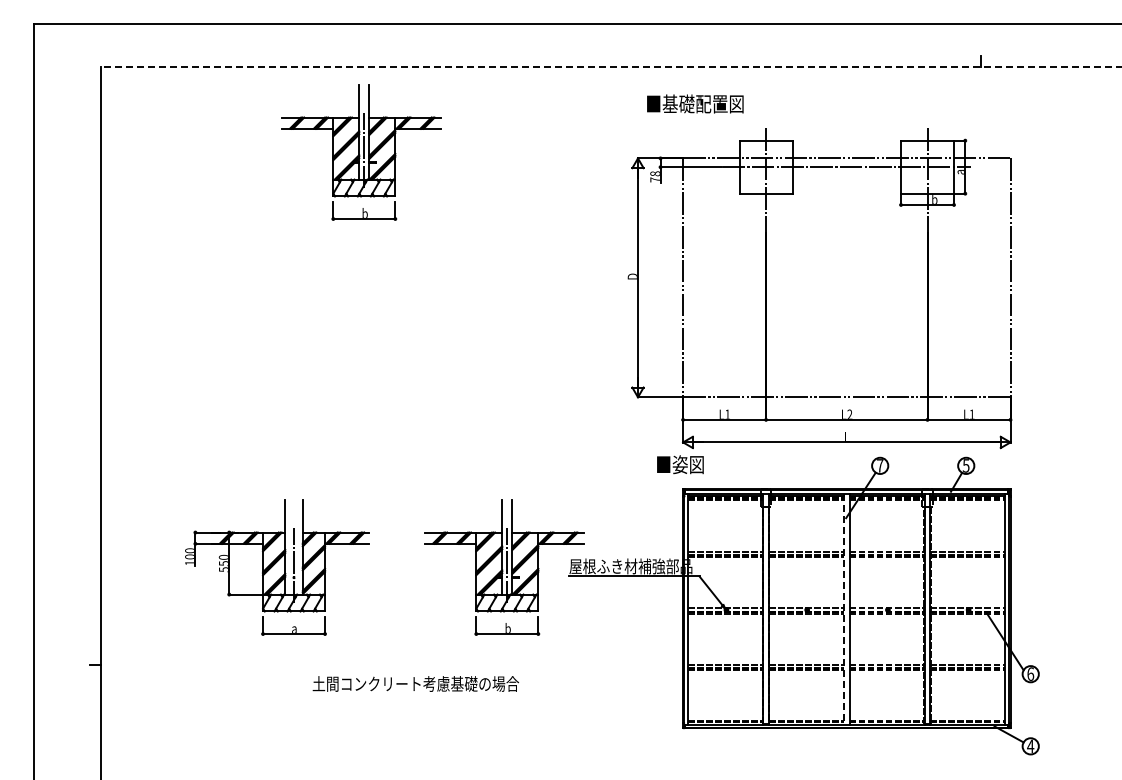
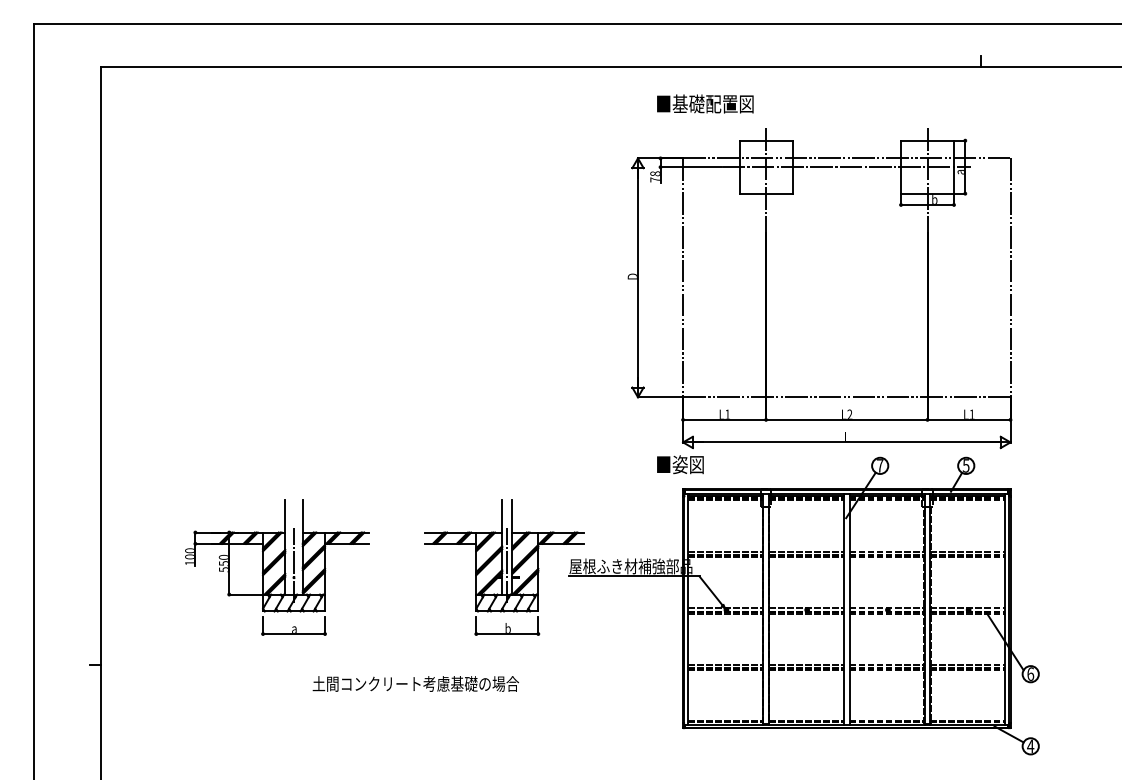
line: dashed -> solid (611, 67)
text position: (695, 103) -> (705, 103) (705, 103)
part: present -> none (361, 152)
line: dashed -> solid (843, 609)
